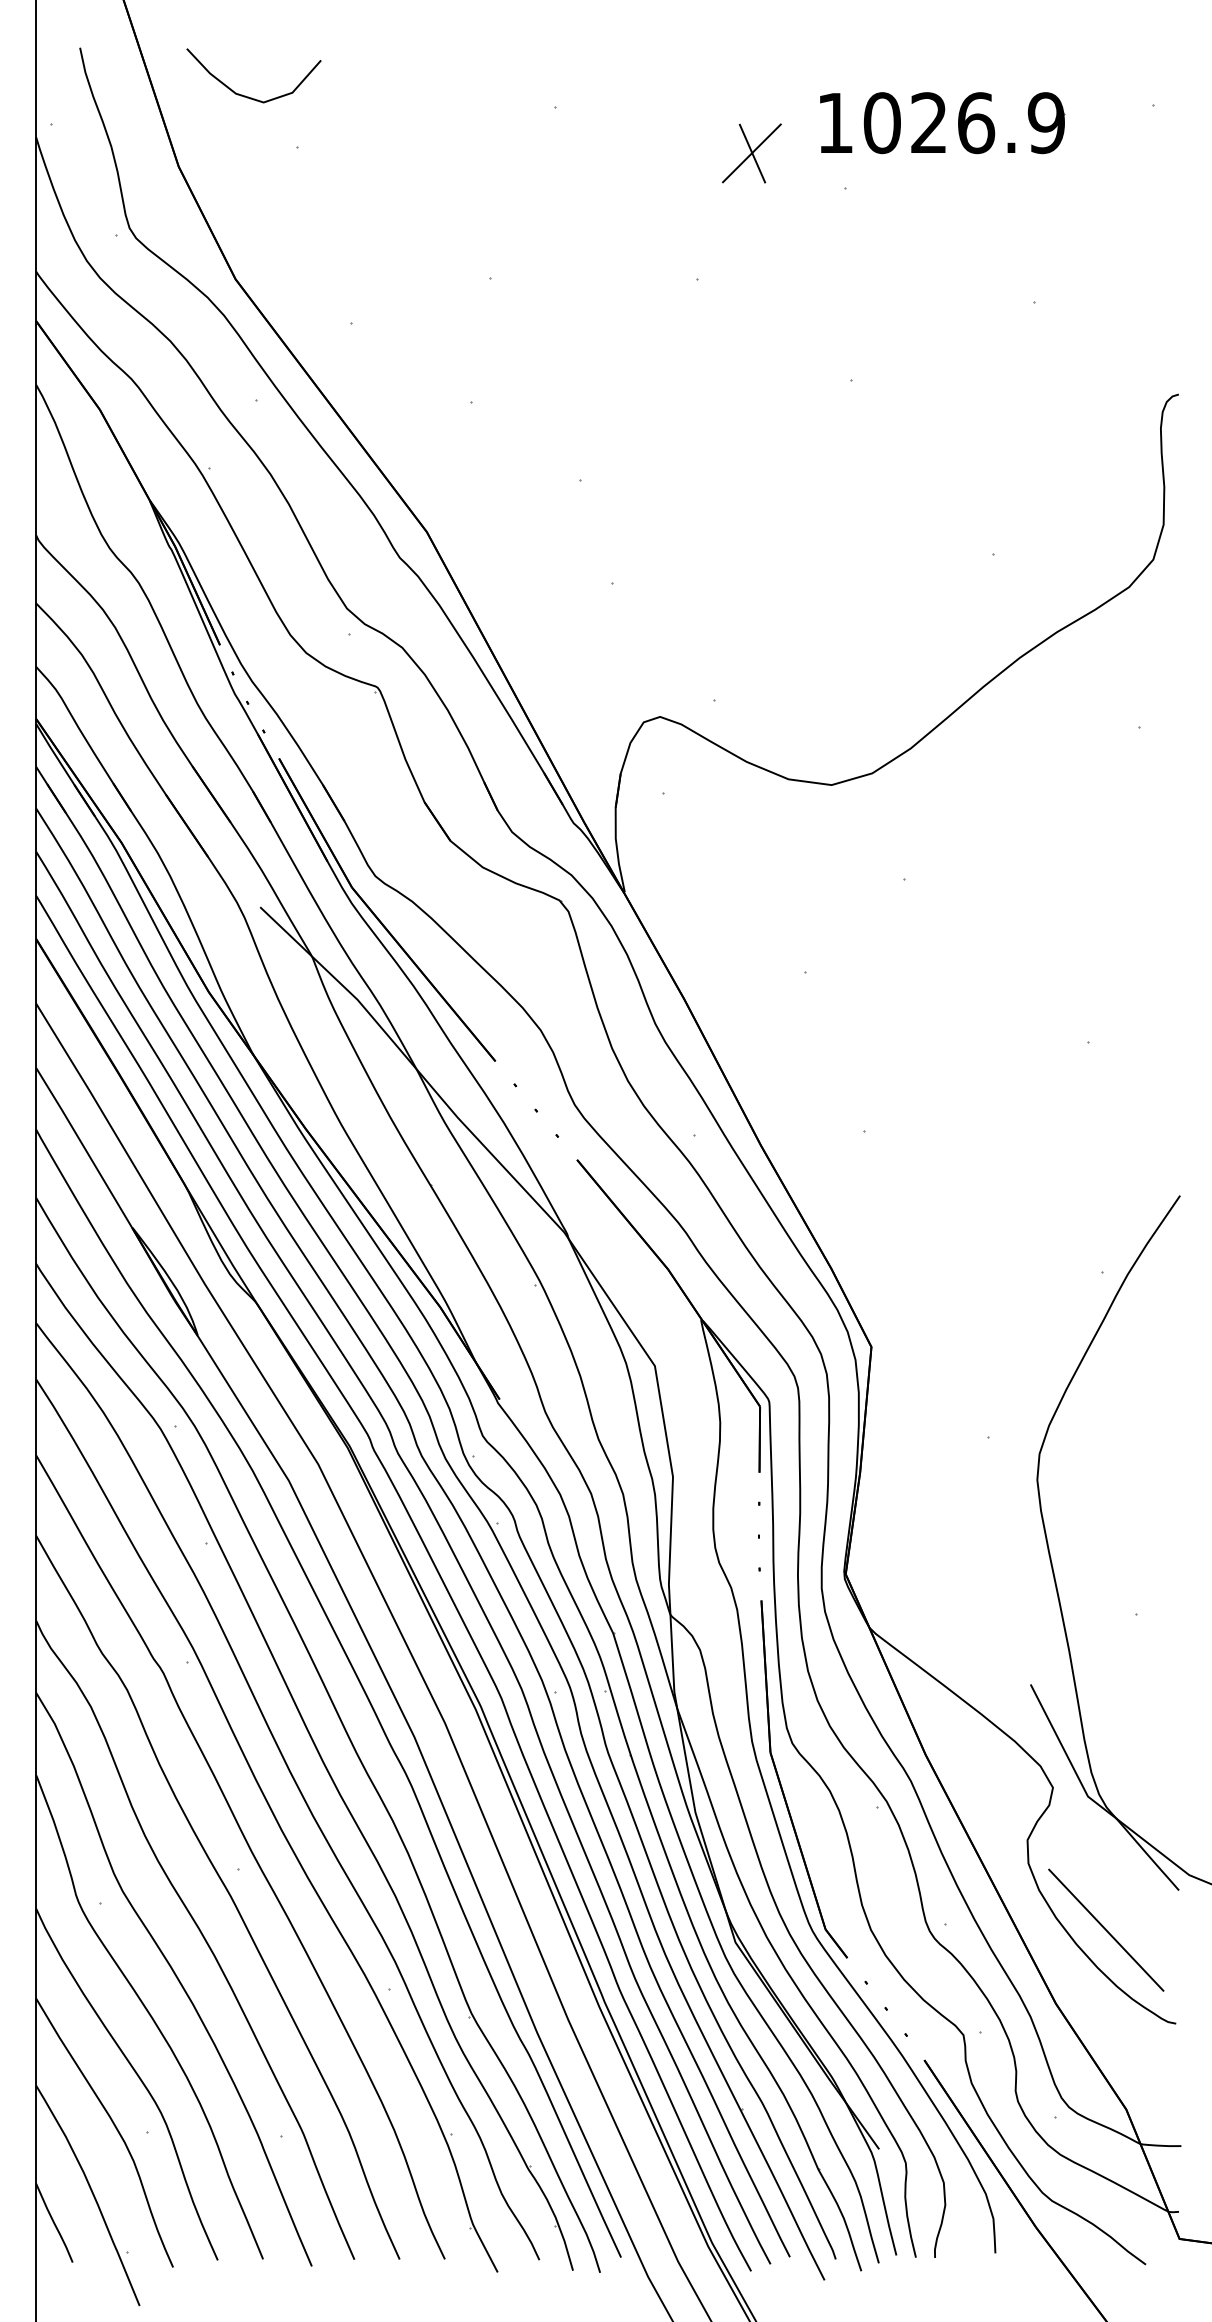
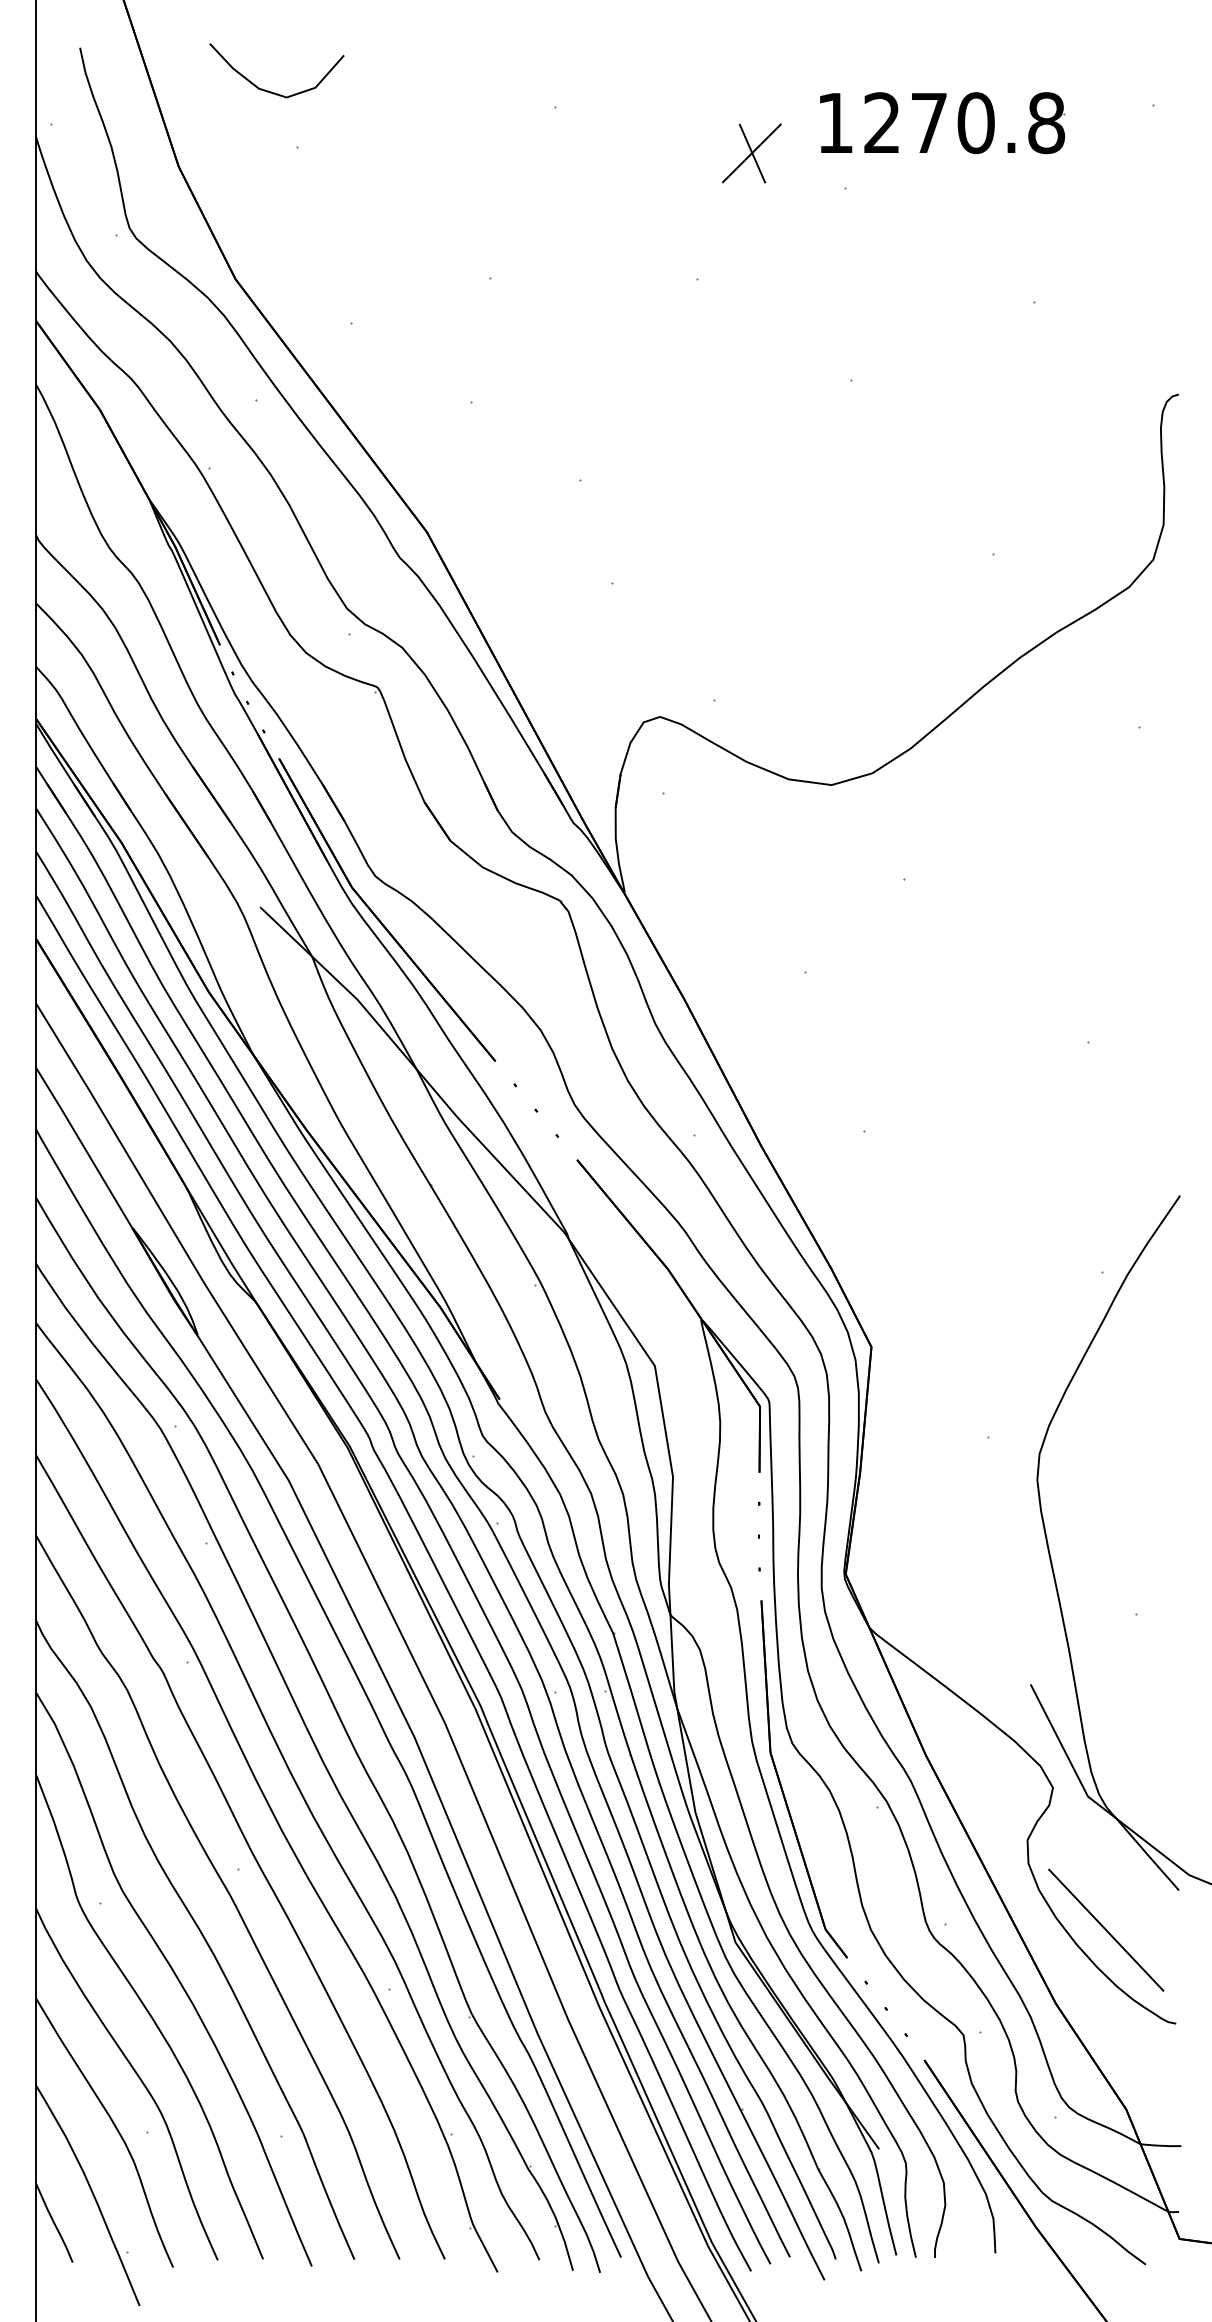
curve position: (245, 95) -> (268, 90) (268, 90)
text: 1026.9 -> 1270.8 (964, 123)
